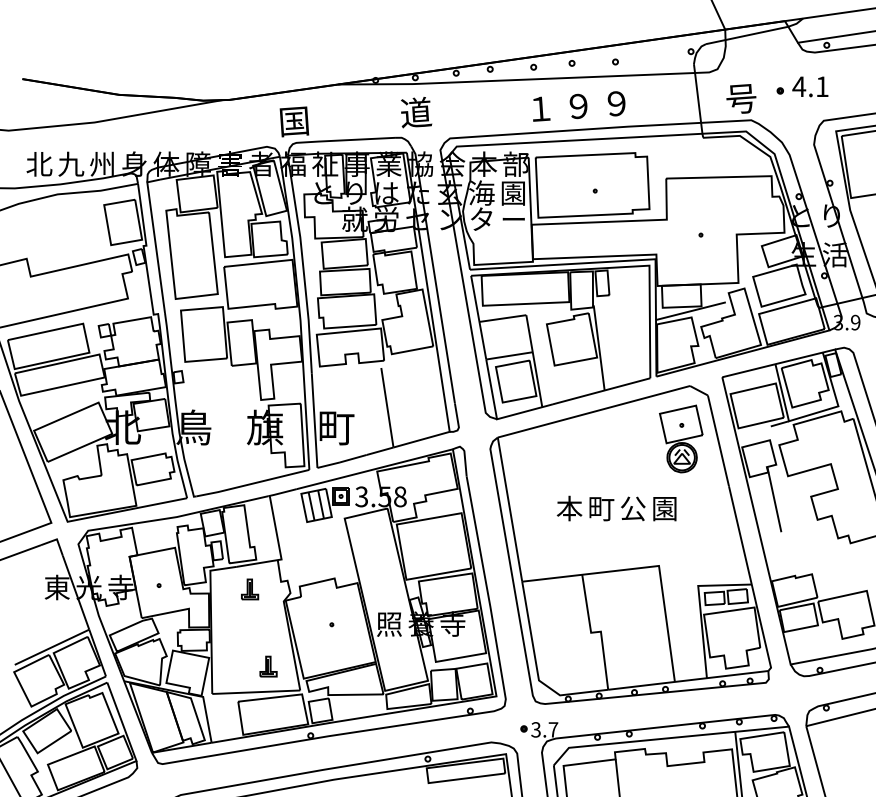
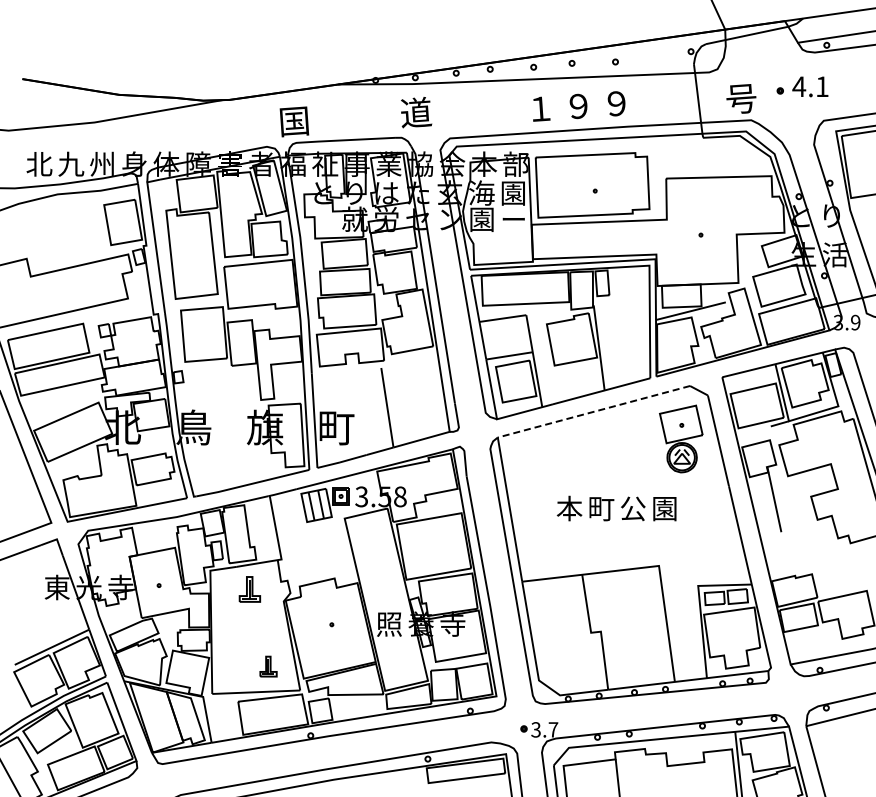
text: タ -> 園 (481, 219)
line: solid -> dashed (593, 411)
part size: 19x23 px -> 24x27 px (249, 589)
